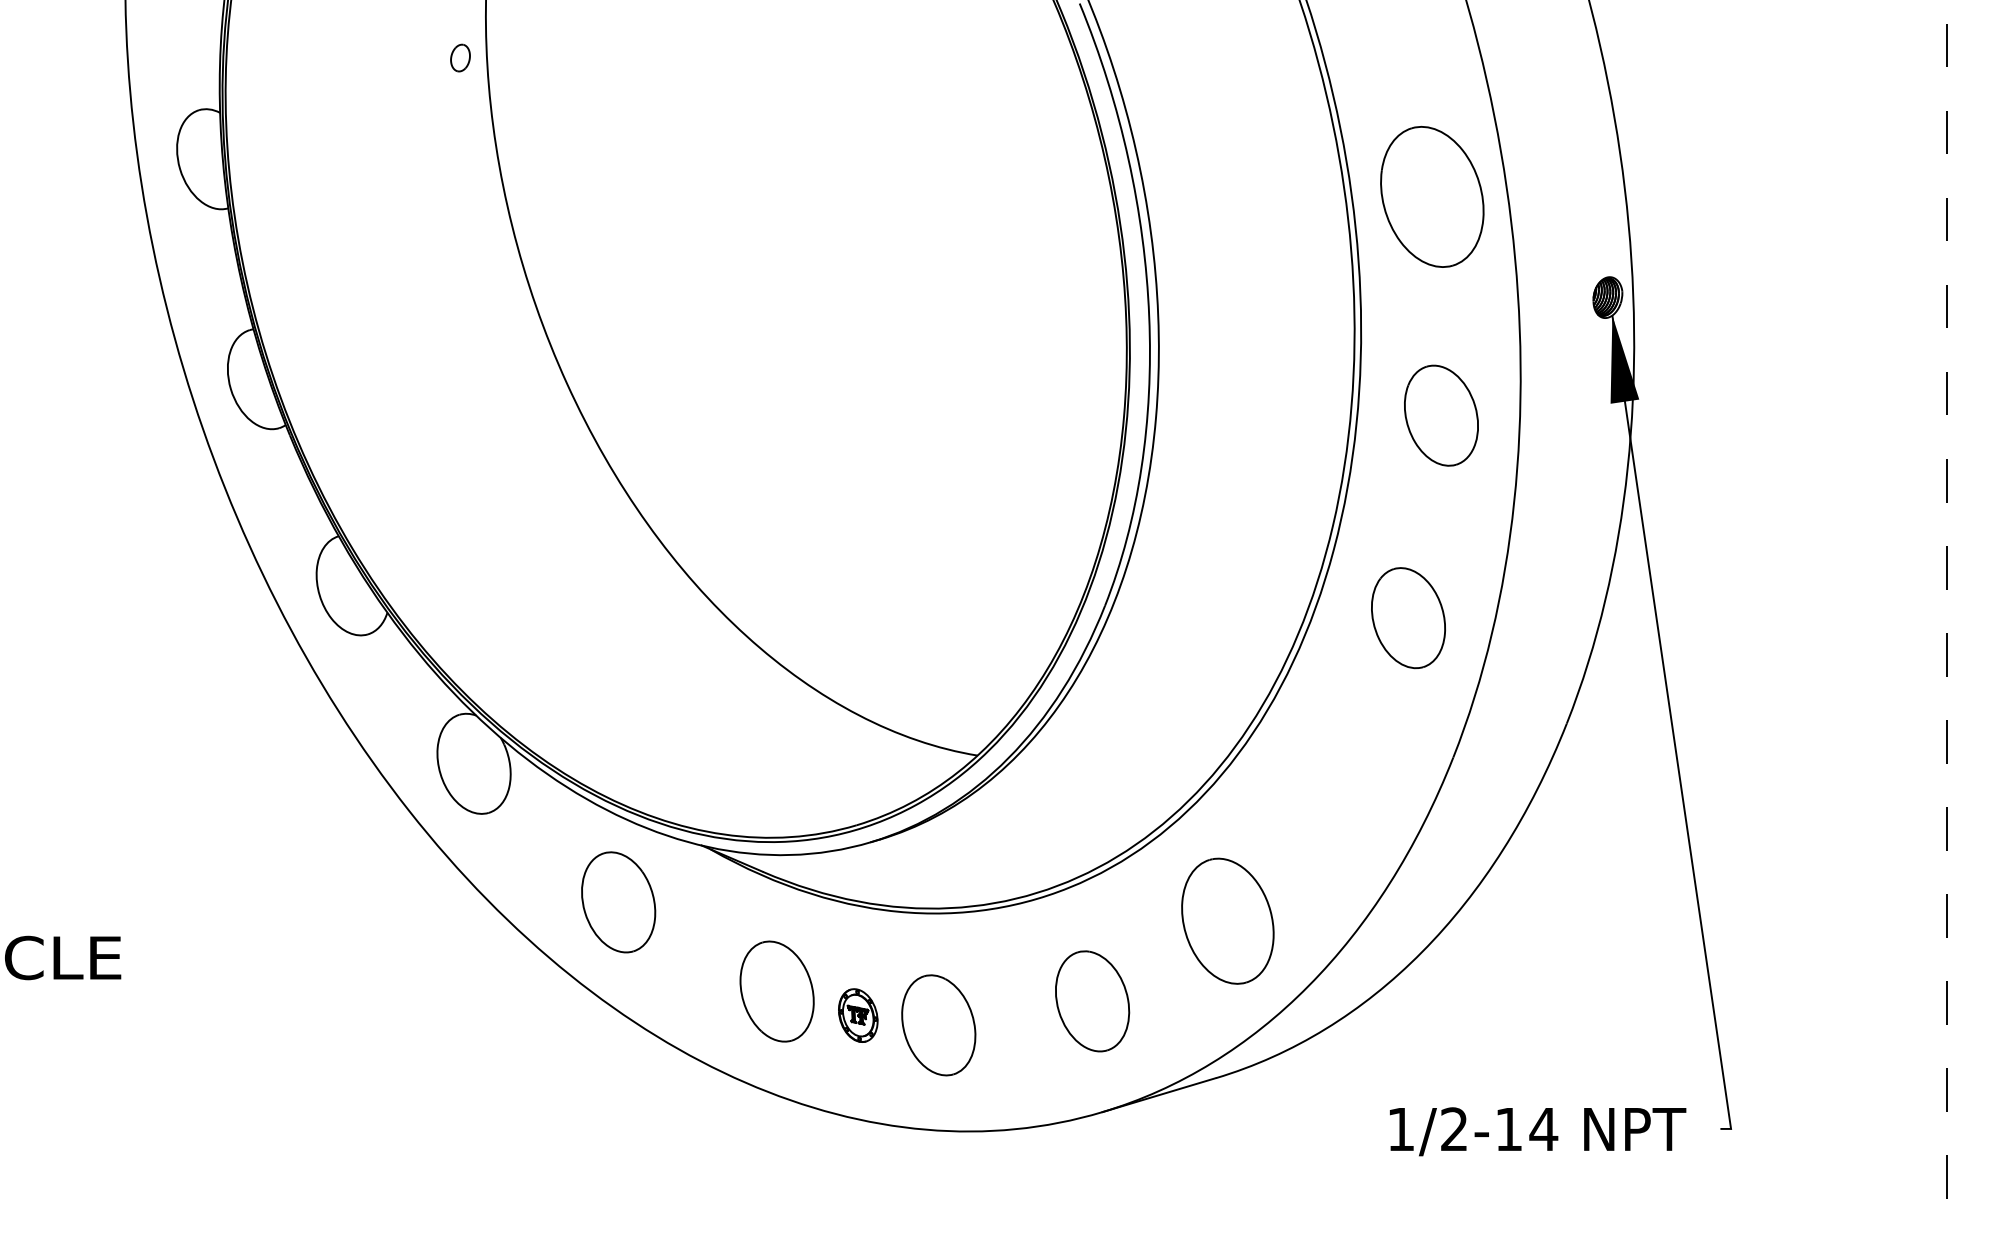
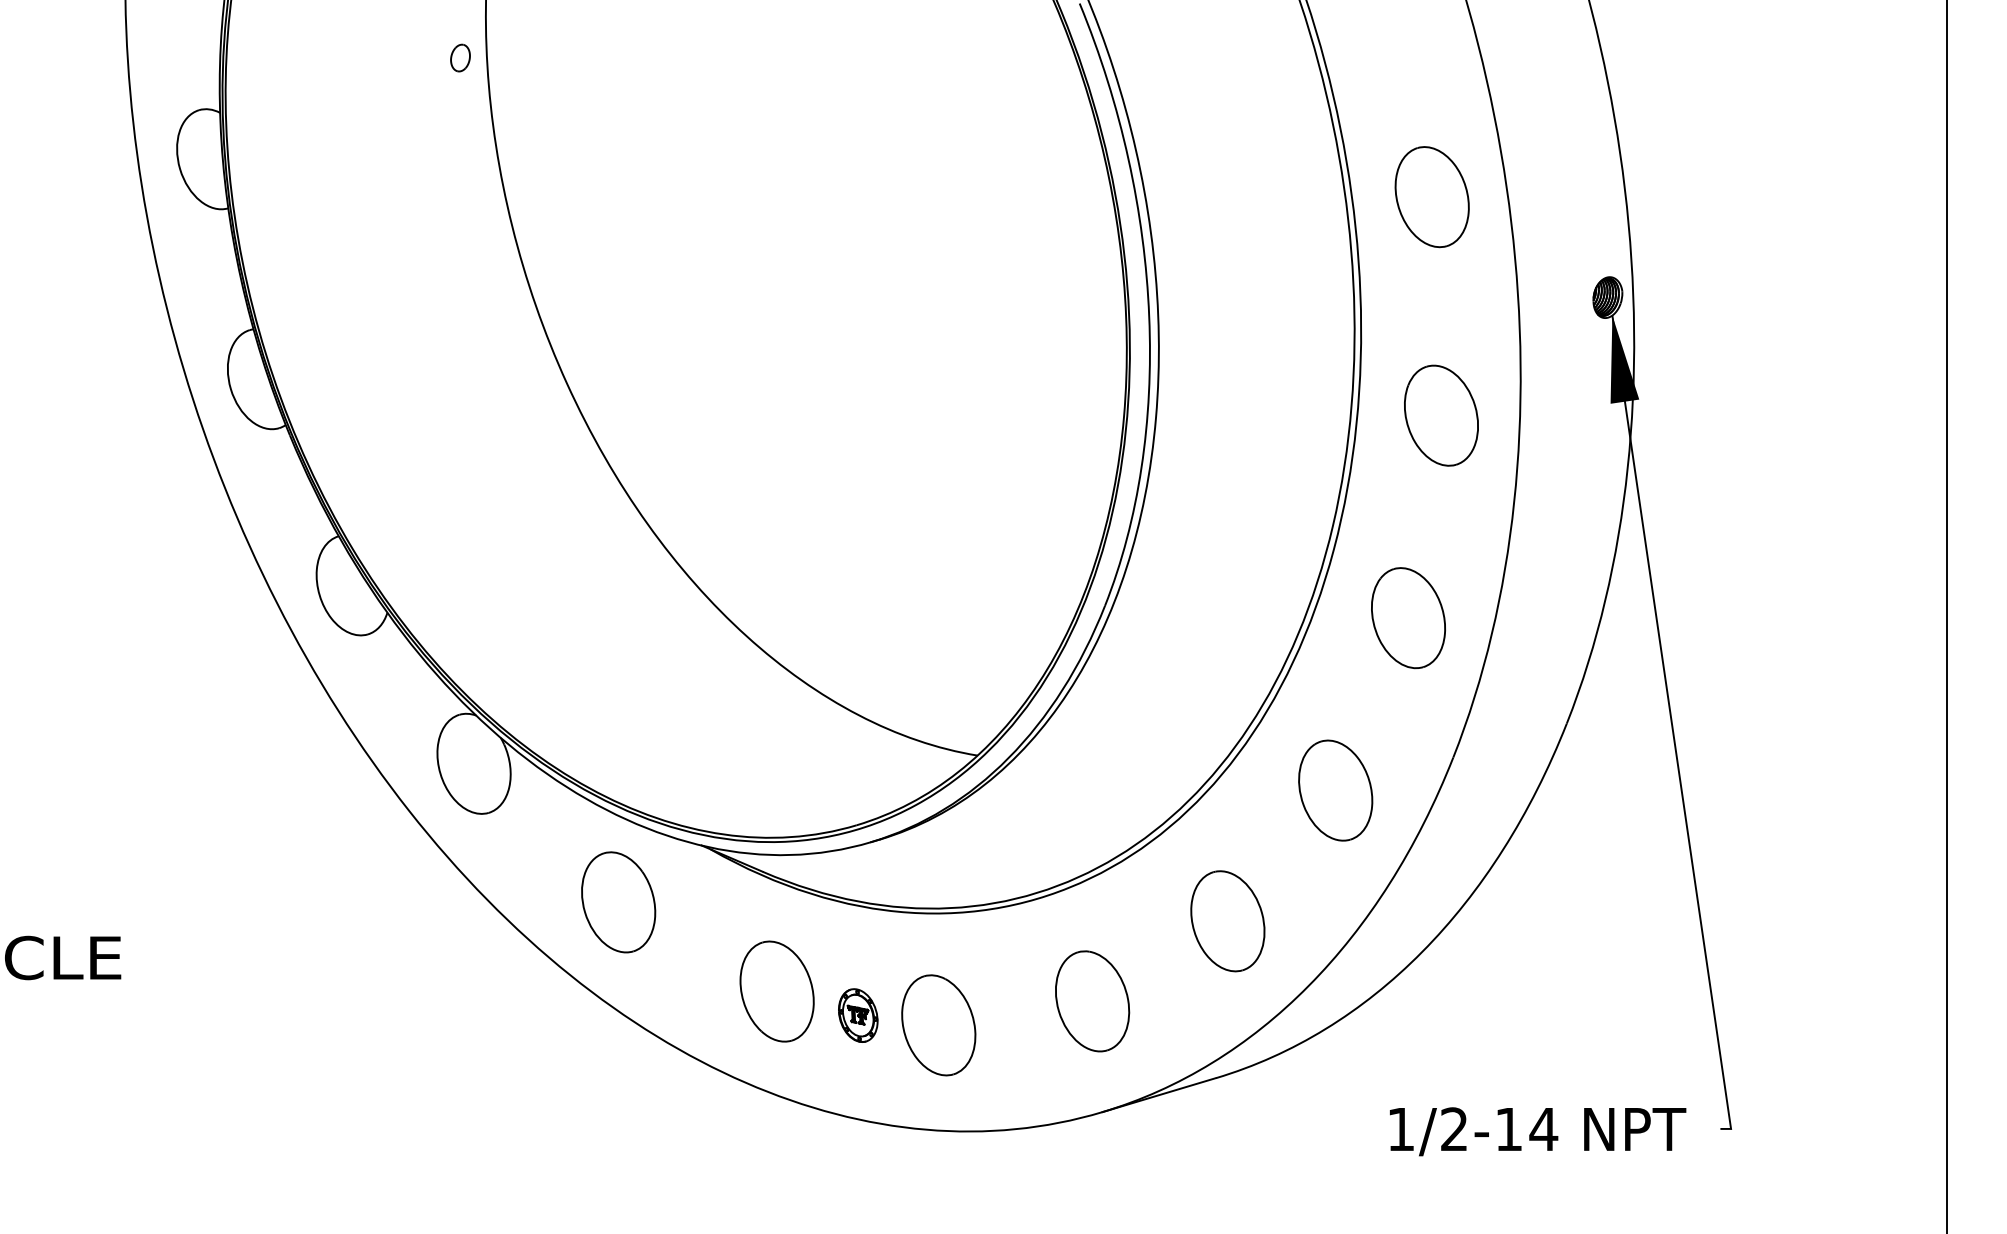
part size: 105x142 px -> 76x103 px (1431, 197)
line: dashed -> solid (1946, 617)
part: none -> present (1335, 790)
part size: 94x128 px -> 76x103 px (1227, 921)
